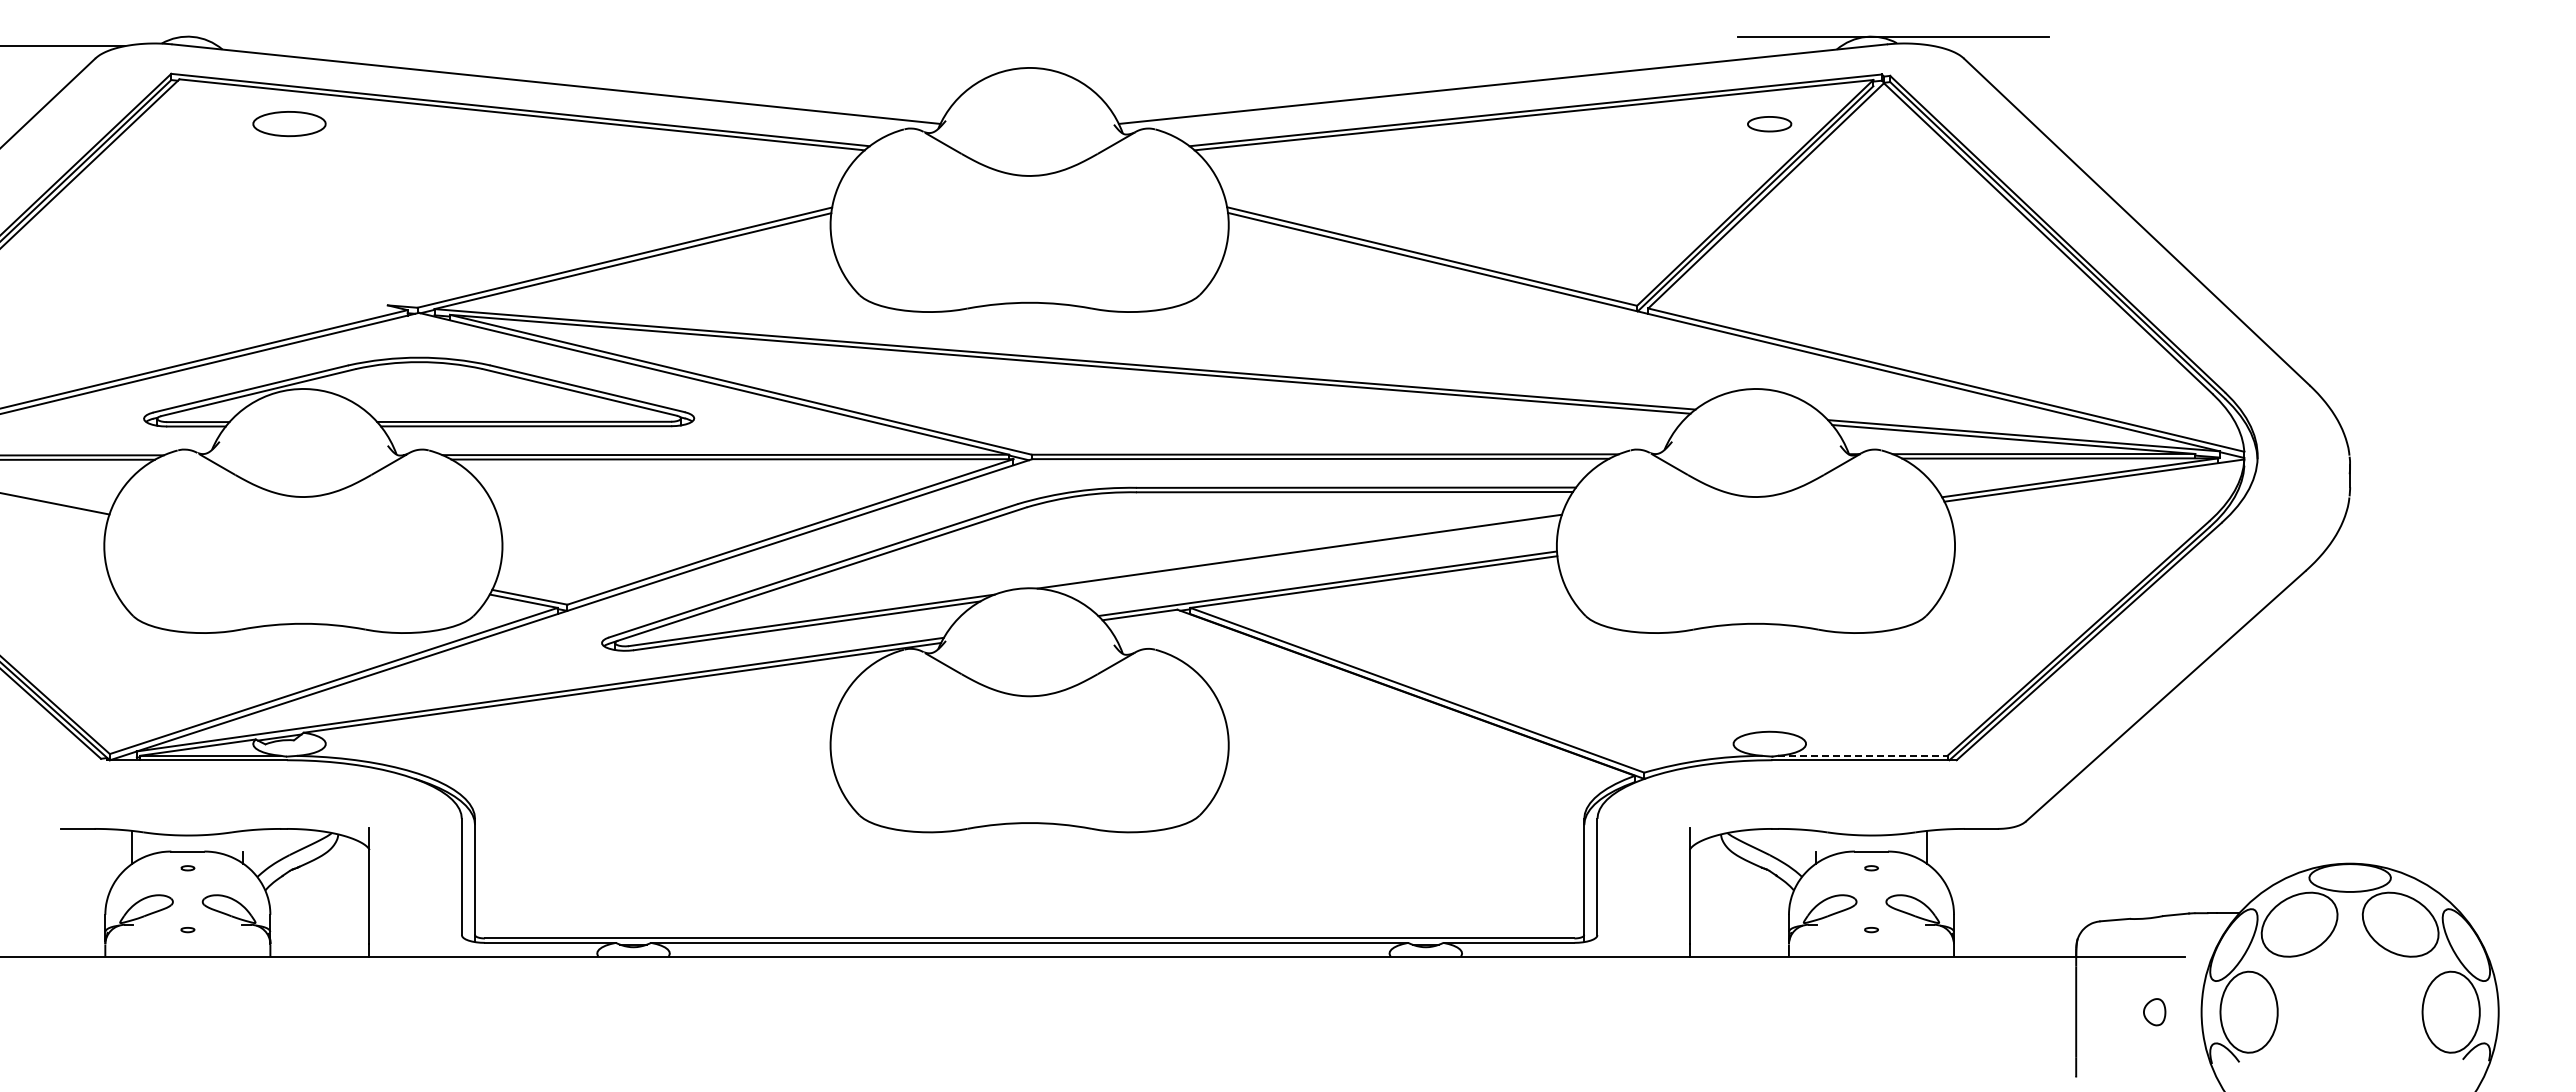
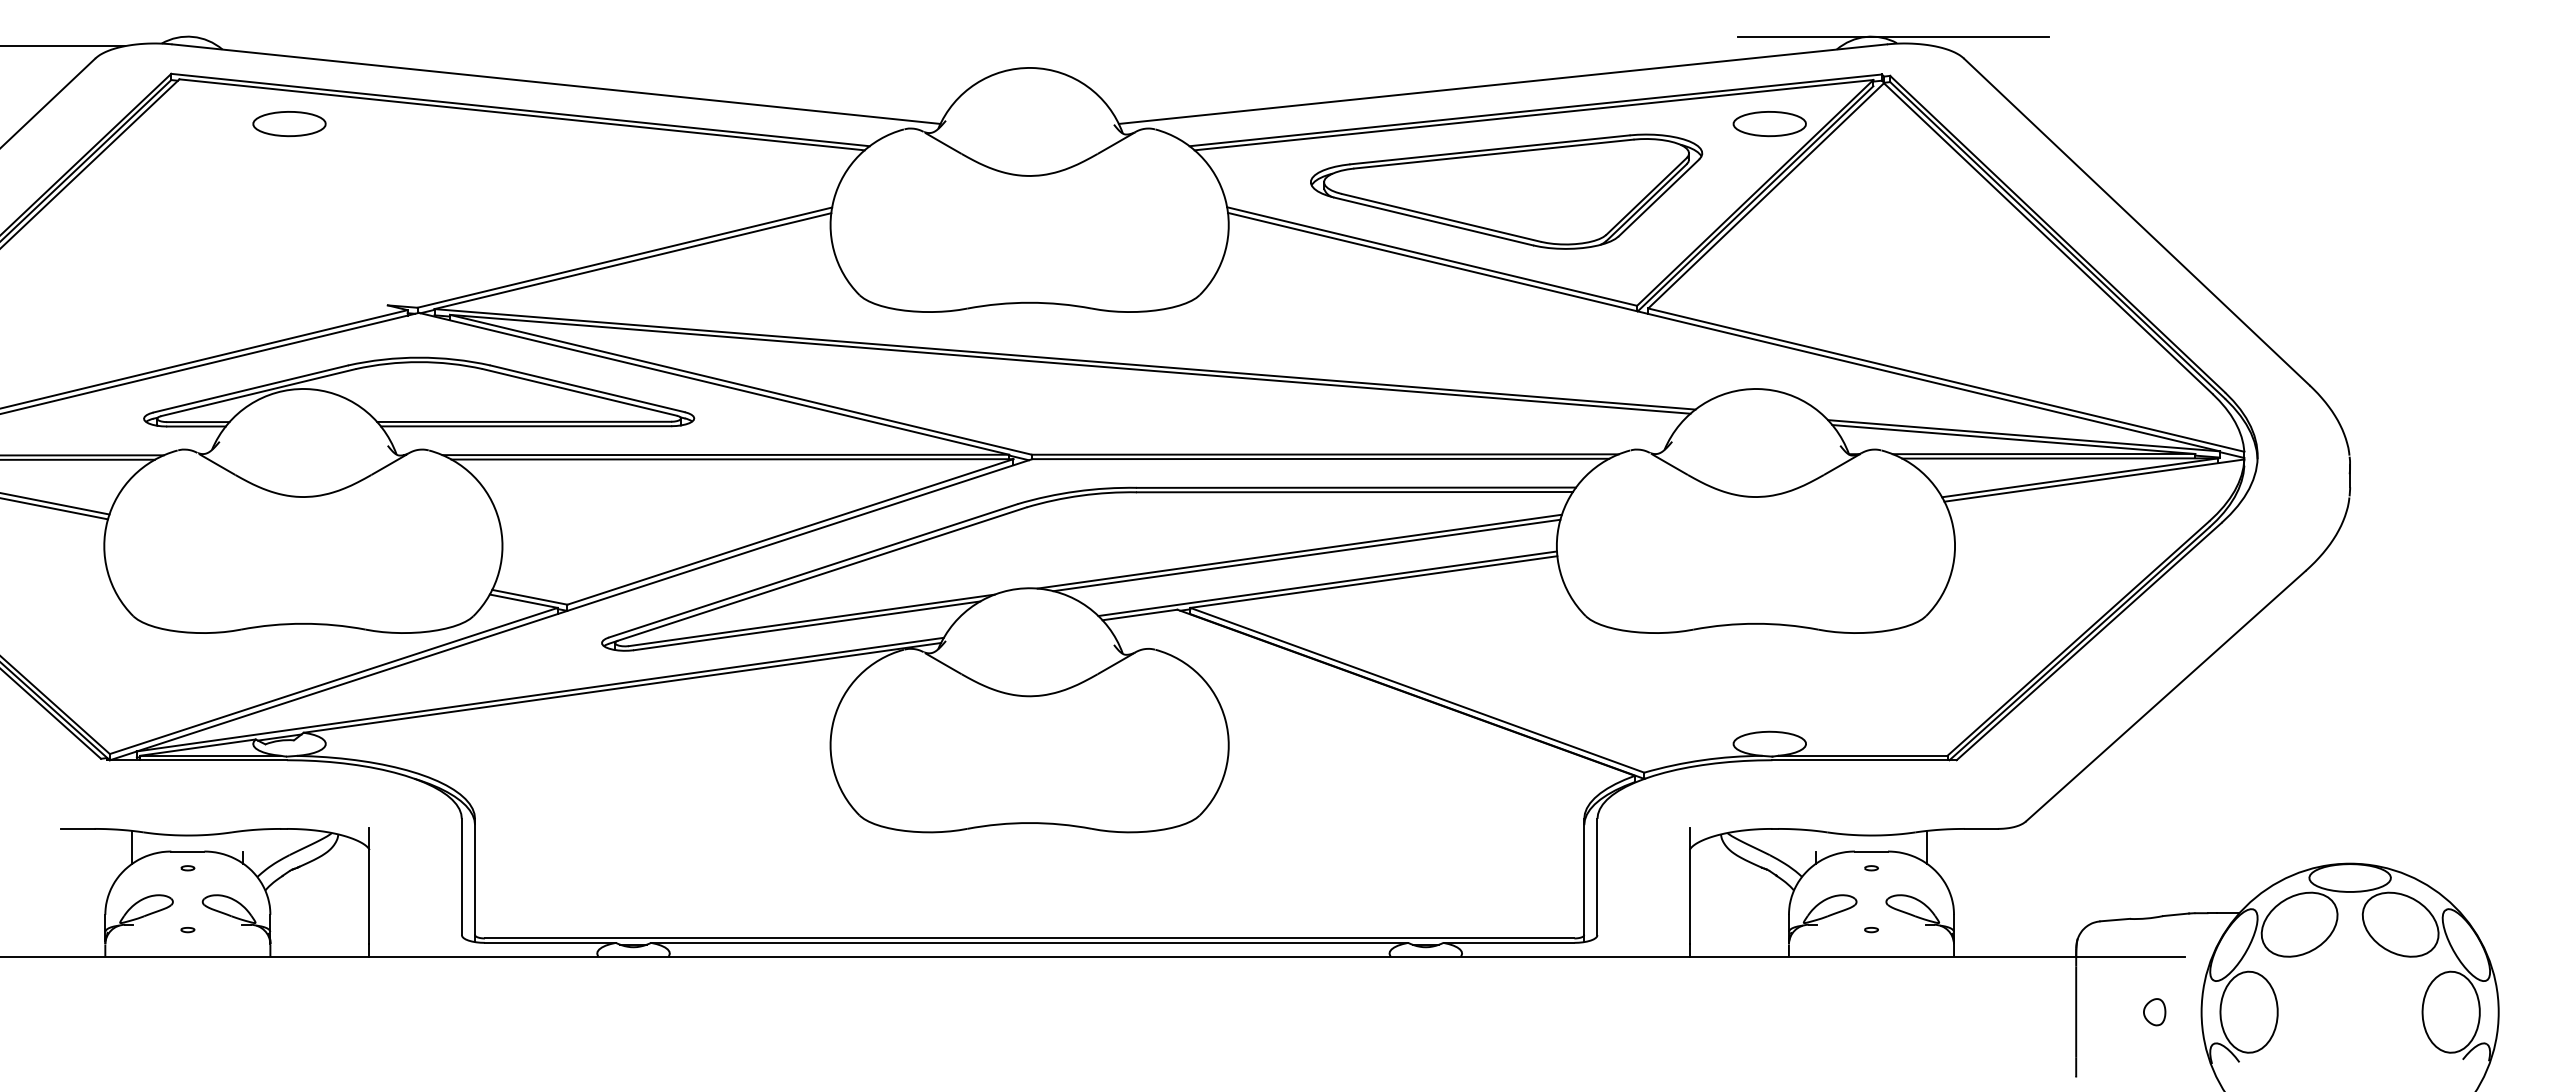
part size: 46x17 px -> 75x27 px (1769, 124)
part: none -> present (1506, 191)
line: none -> present (55, 508)
line: none -> present (1306, 555)
line: dashed -> solid (1862, 755)
